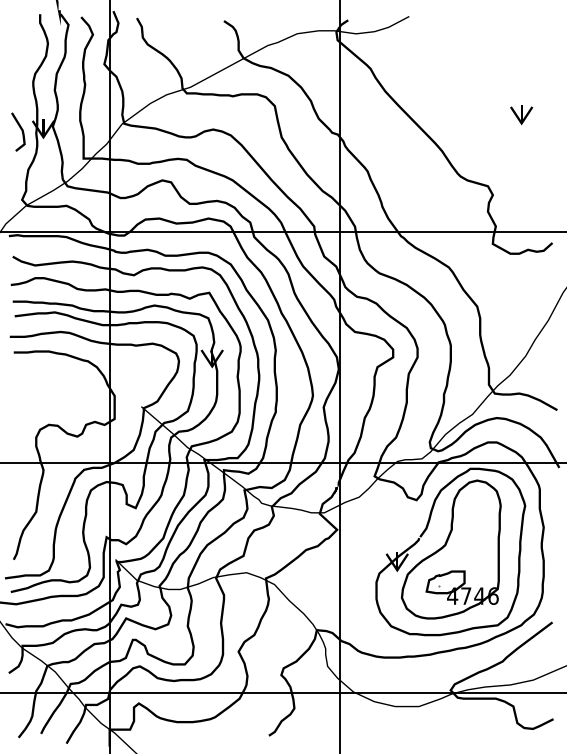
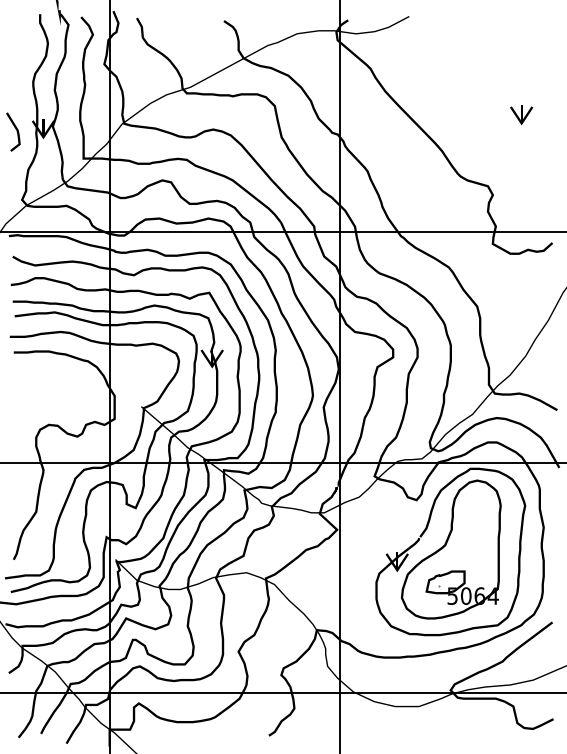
line position: (20, 129) -> (15, 129) (15, 129)
text: 4746 -> 5064 (472, 596)
